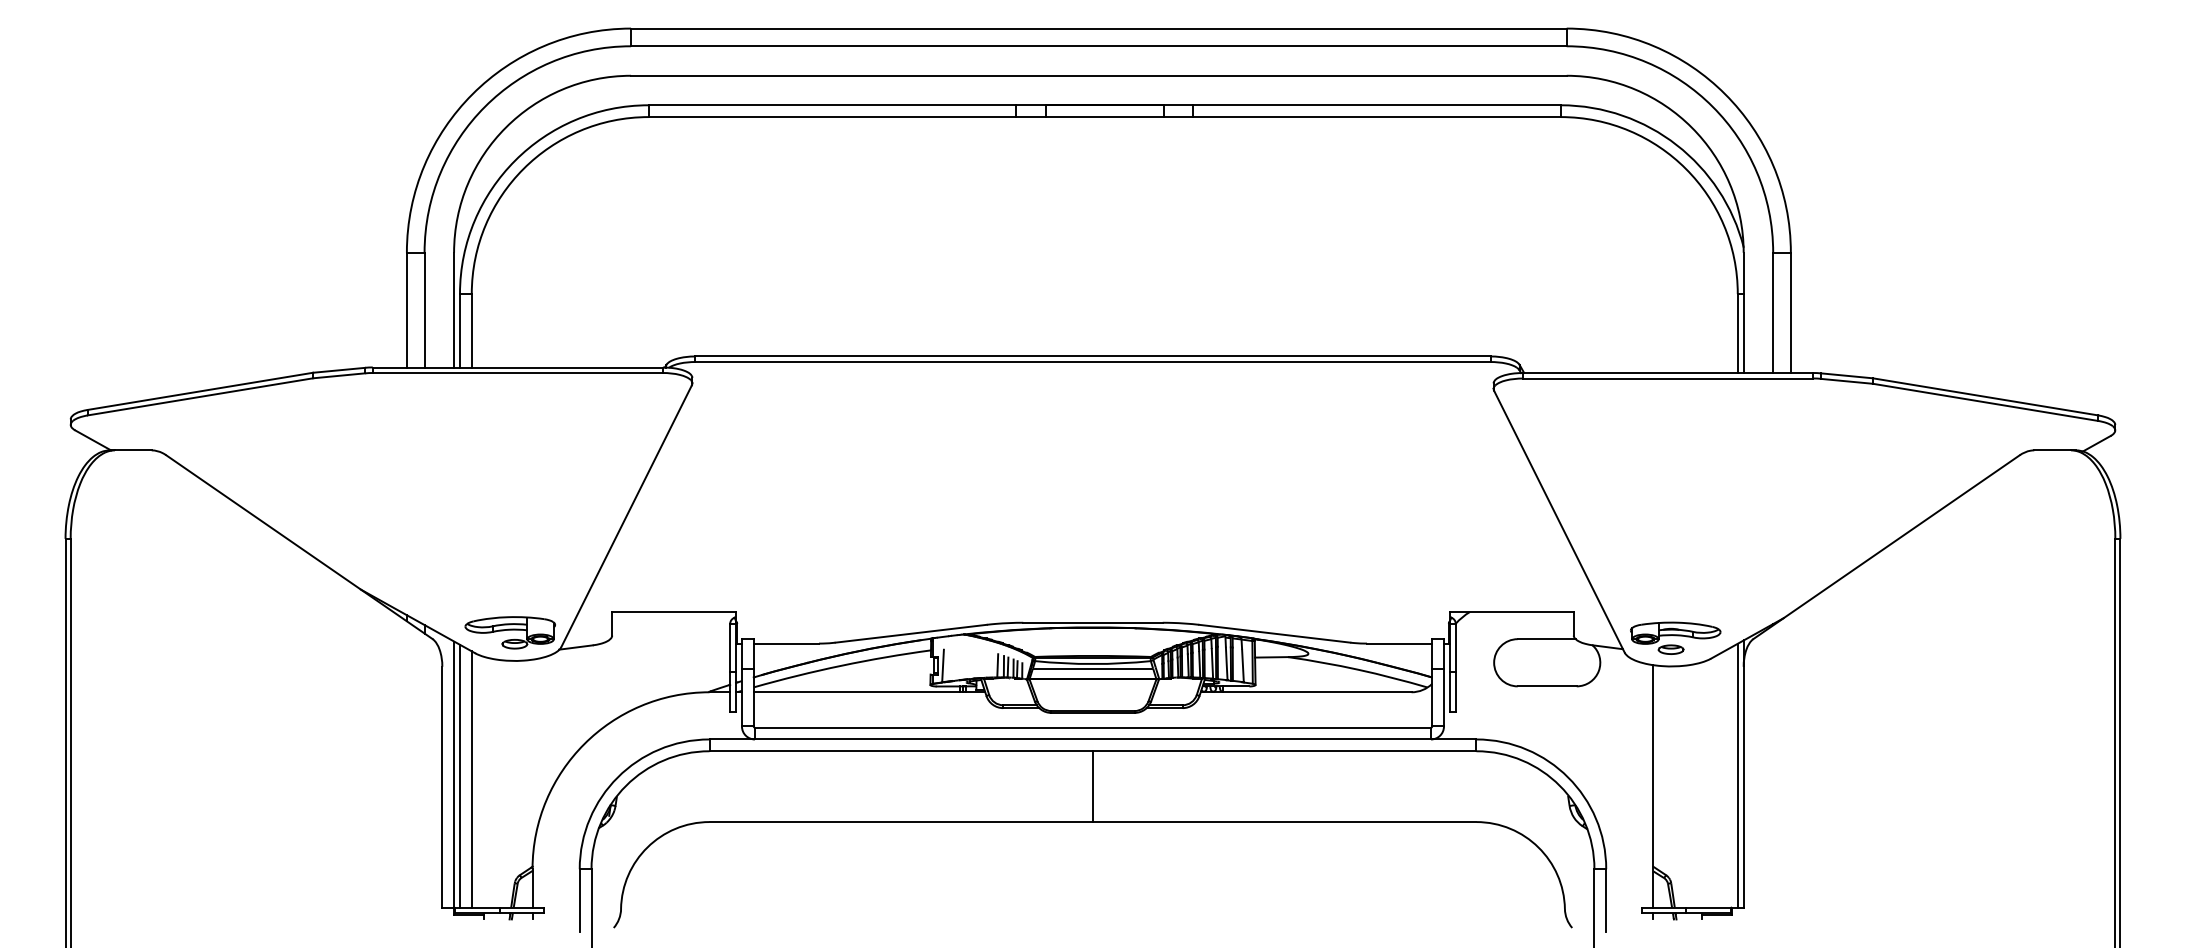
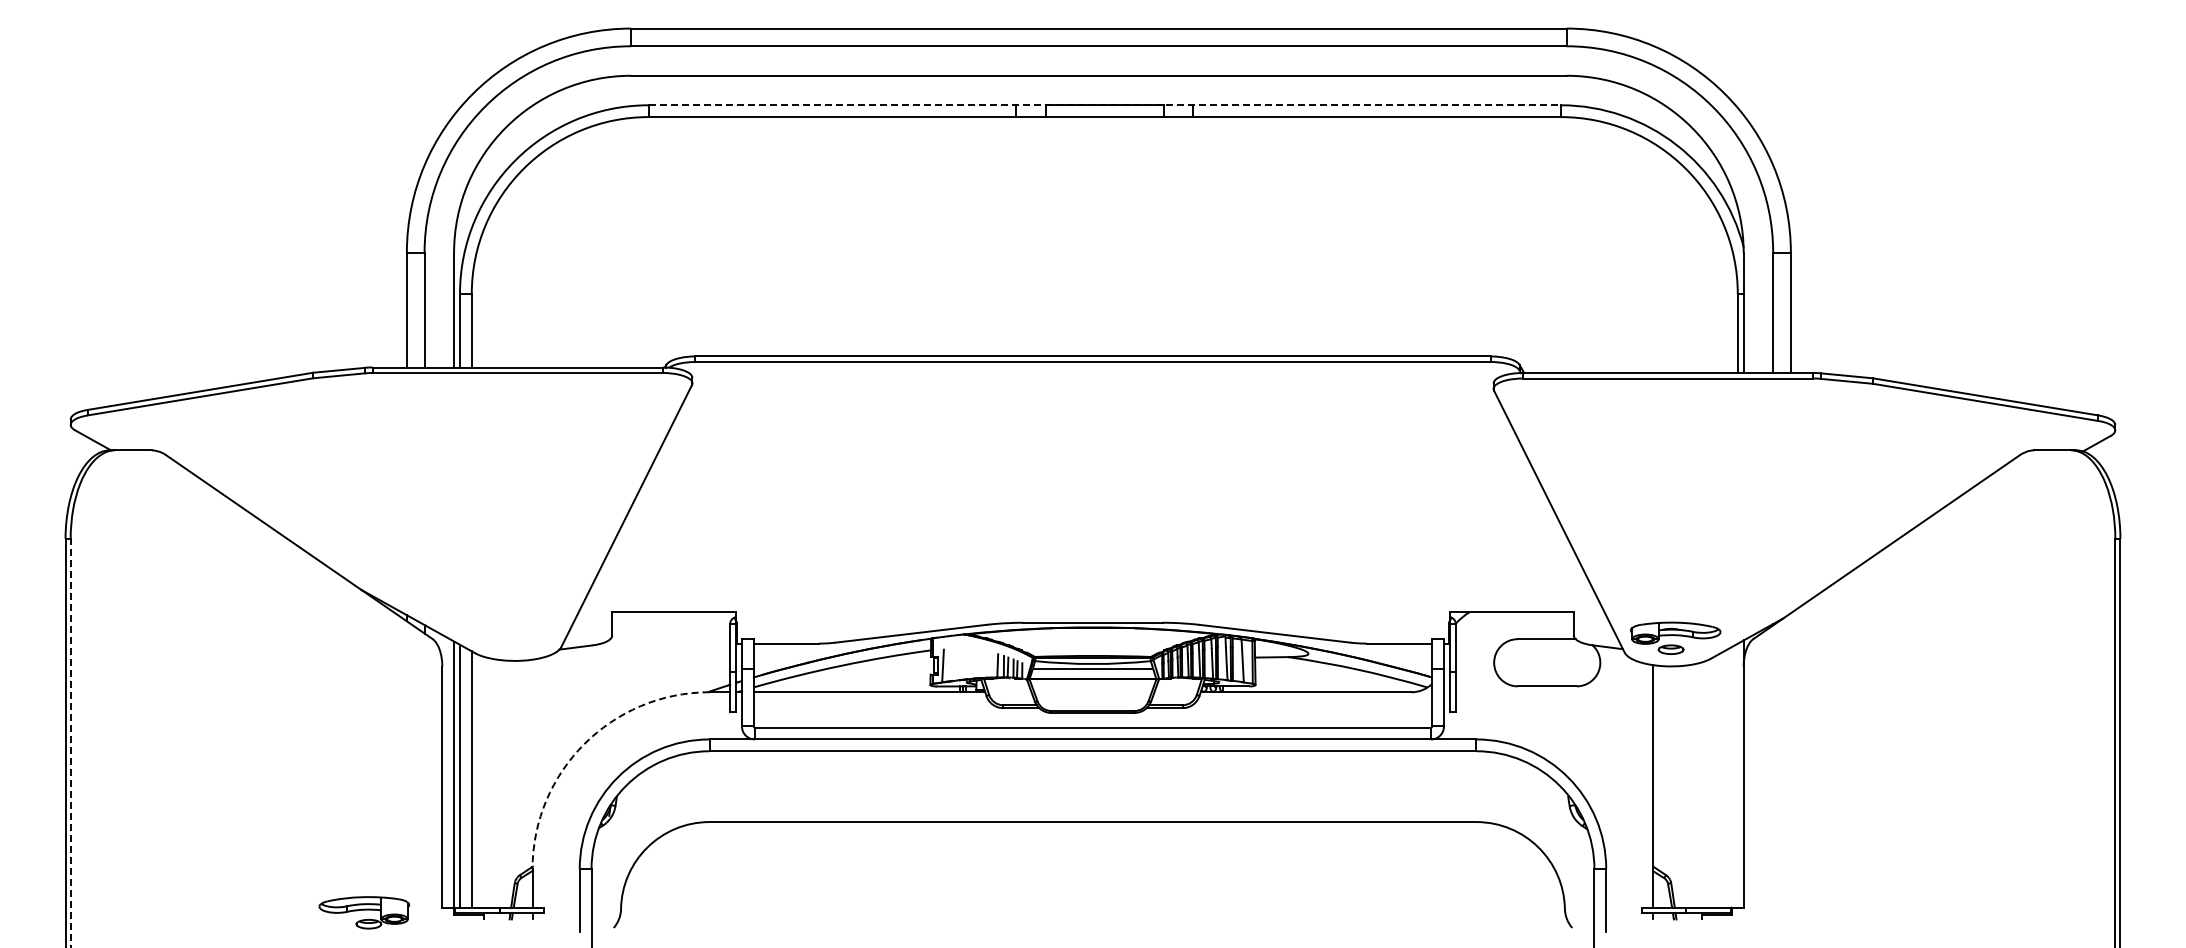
line: solid -> dashed (1105, 105)
part position: (509, 632) -> (363, 912) (363, 912)
line: solid -> dashed (70, 742)
arc: solid -> dashed (584, 744)
line: present -> none (1737, 775)
line: present -> none (1092, 786)
